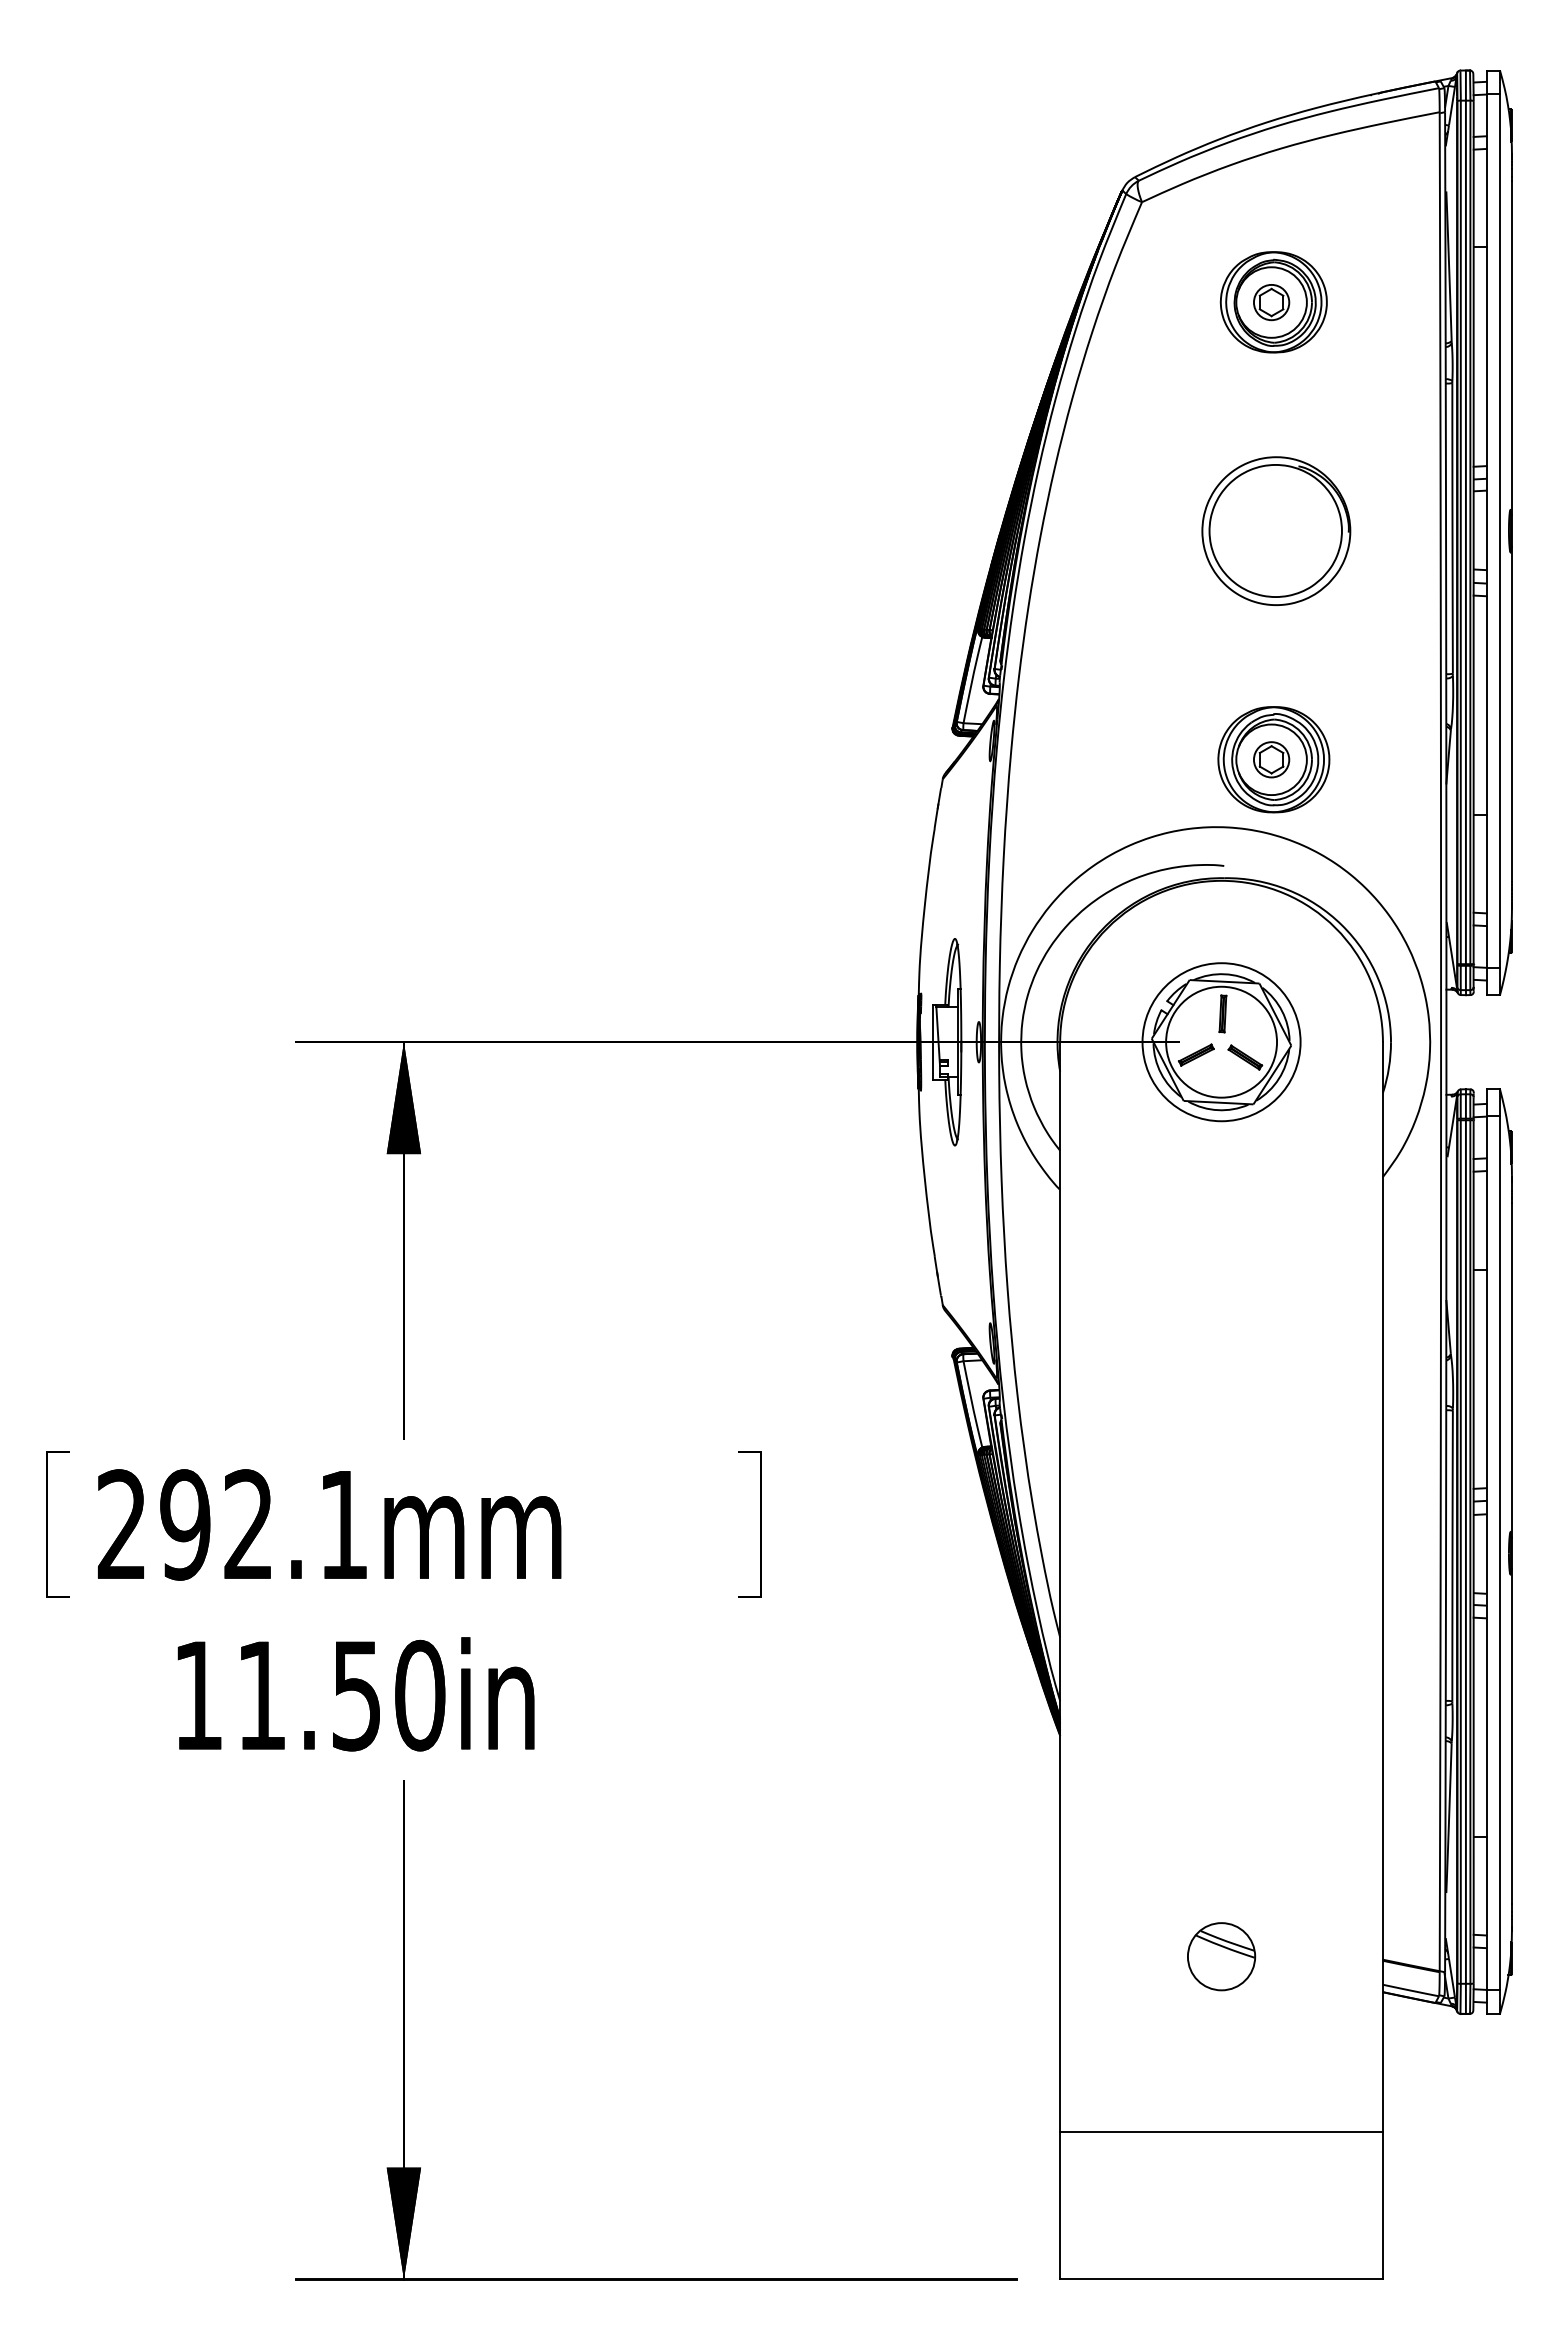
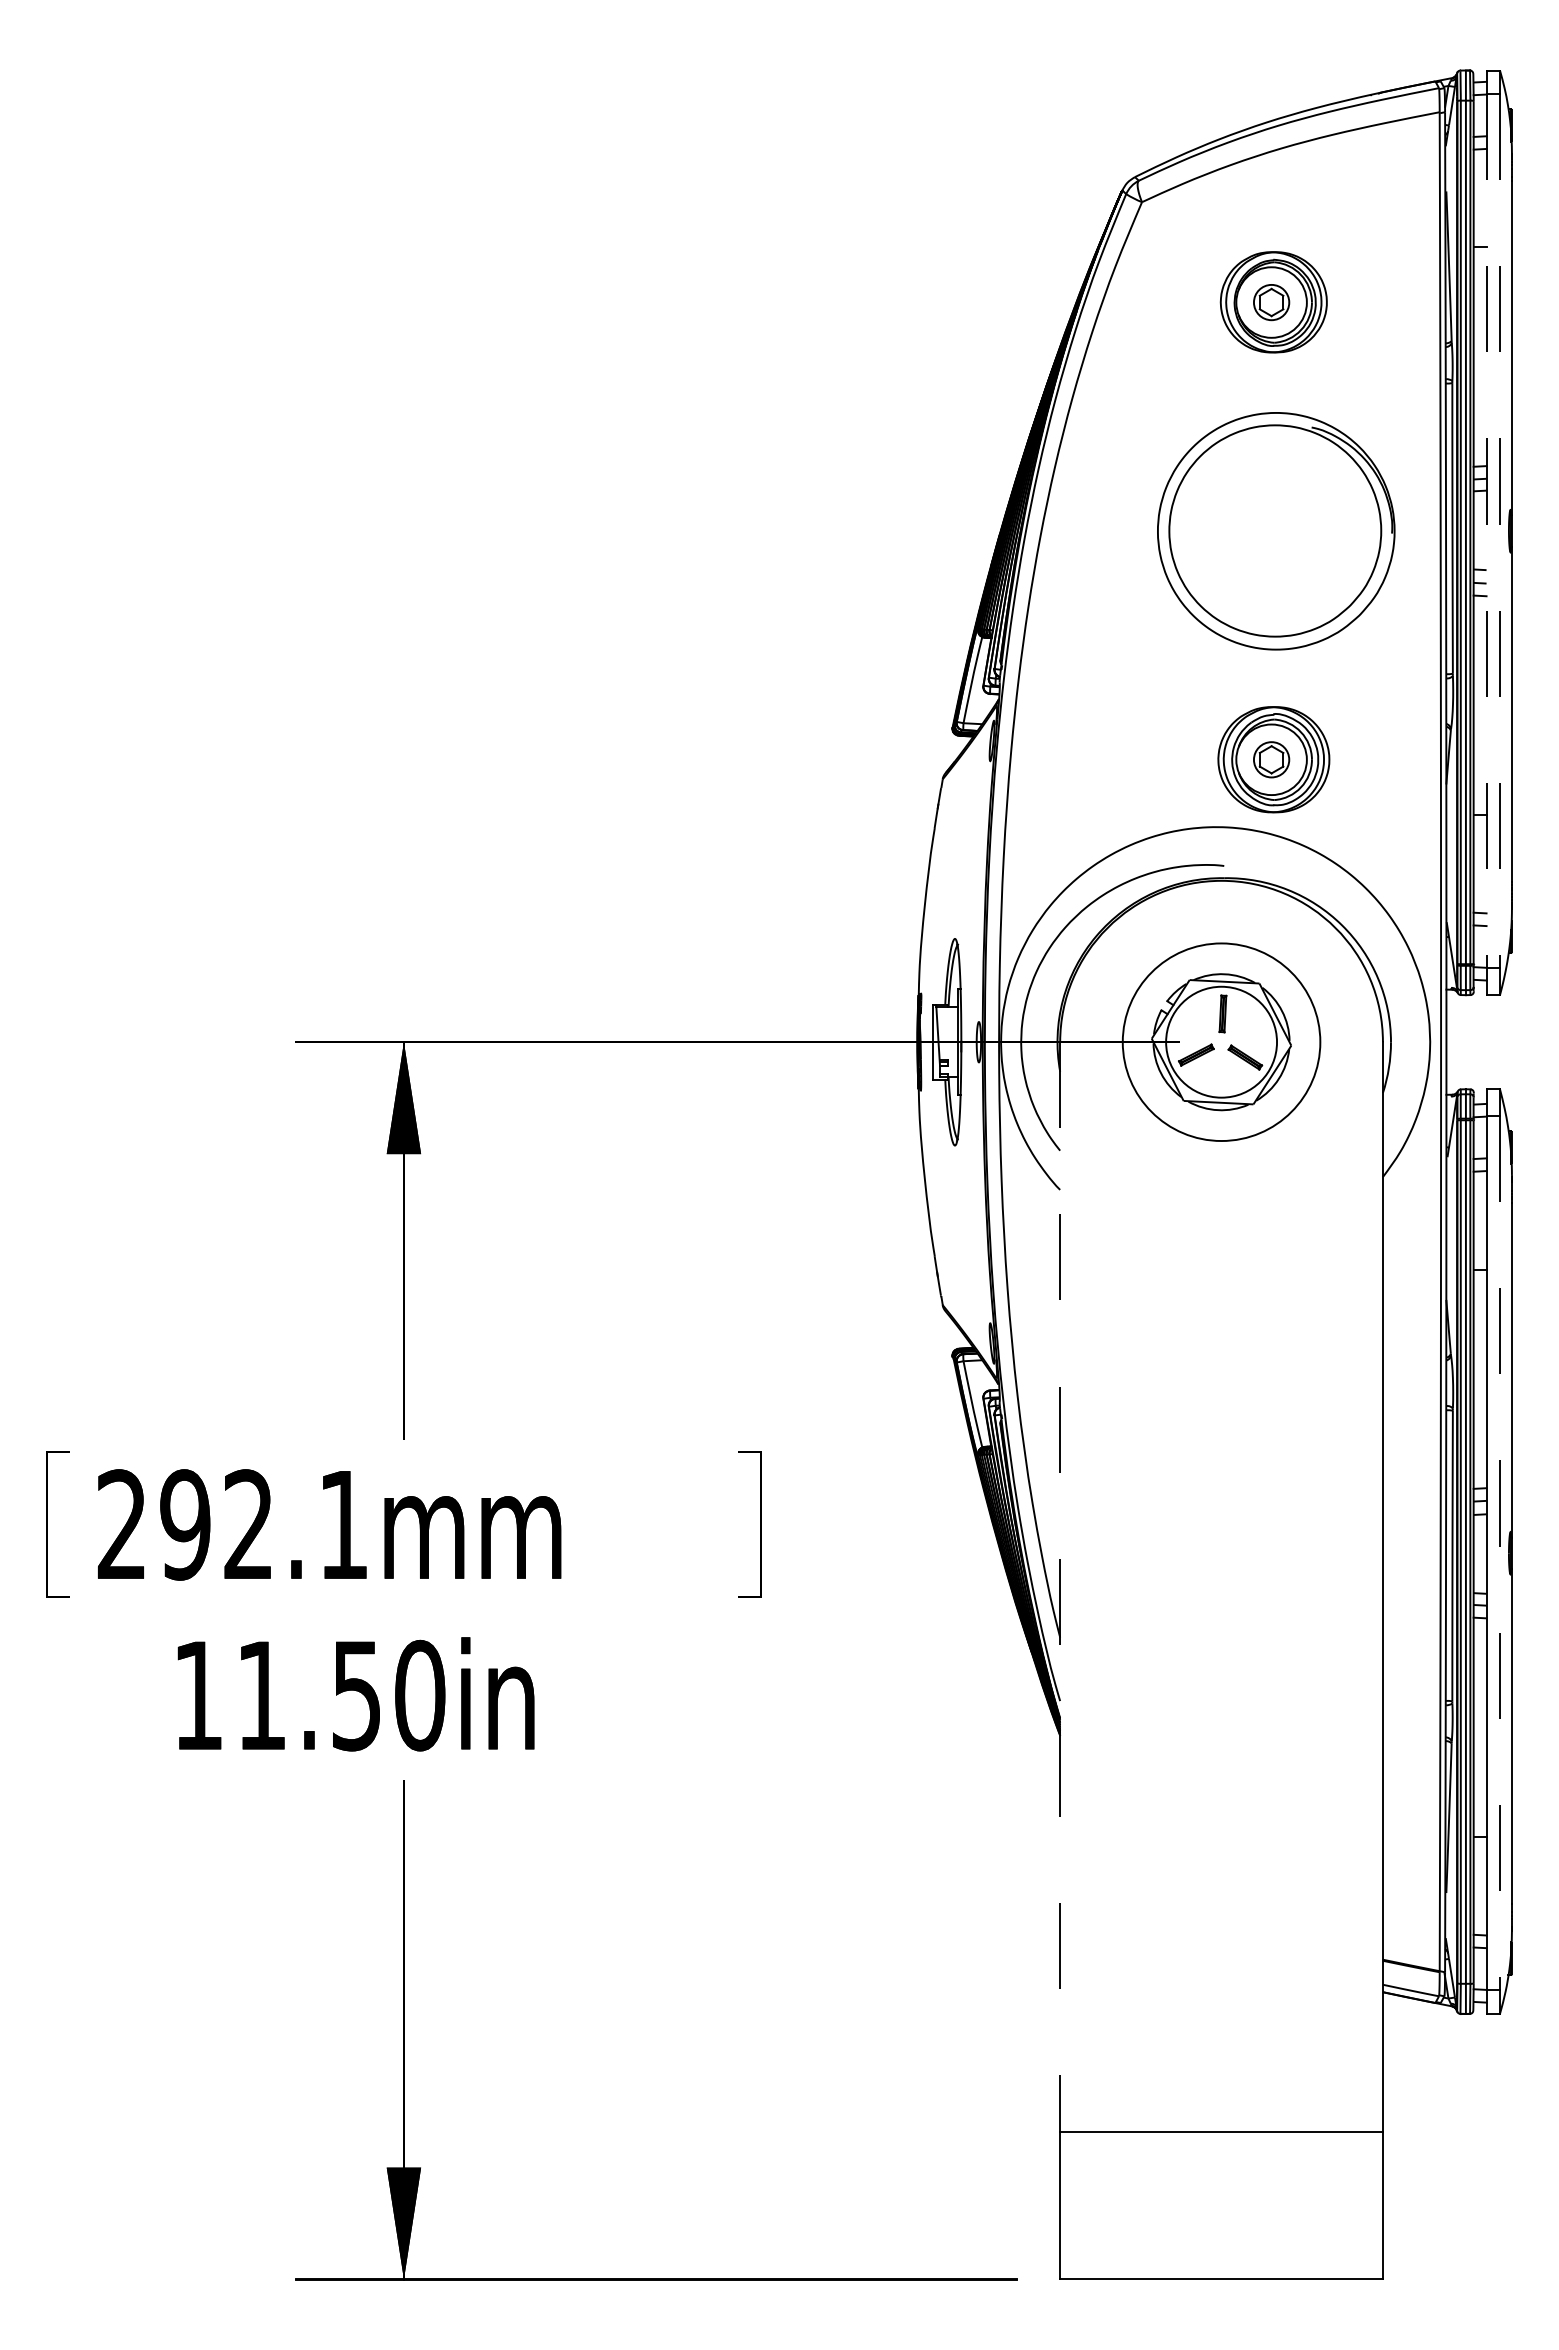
part size: 151x150 px -> 239x239 px (1276, 531)
line: solid -> dashed (1486, 531)
line: solid -> dashed (1500, 531)
circle diameter: 158 px -> 198 px (1221, 1042)
line: solid -> dashed (1500, 1553)
line: solid -> dashed (1060, 1586)
part: present -> none (1221, 1956)
